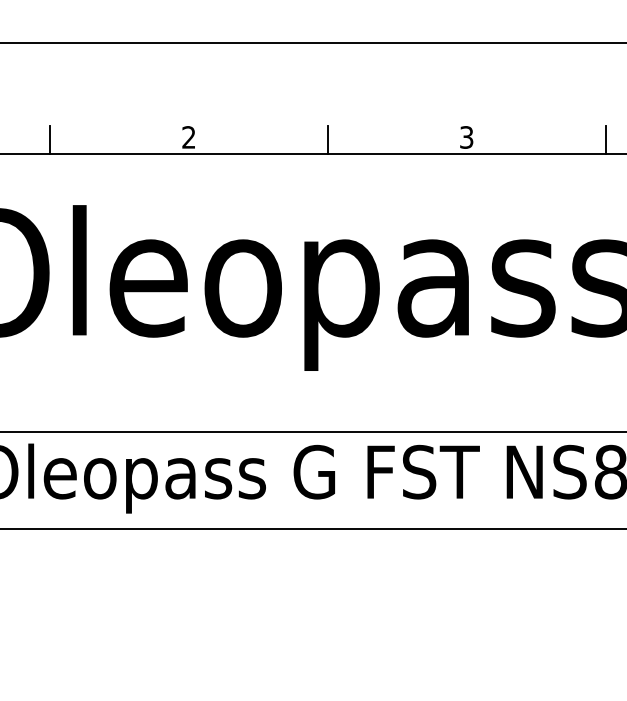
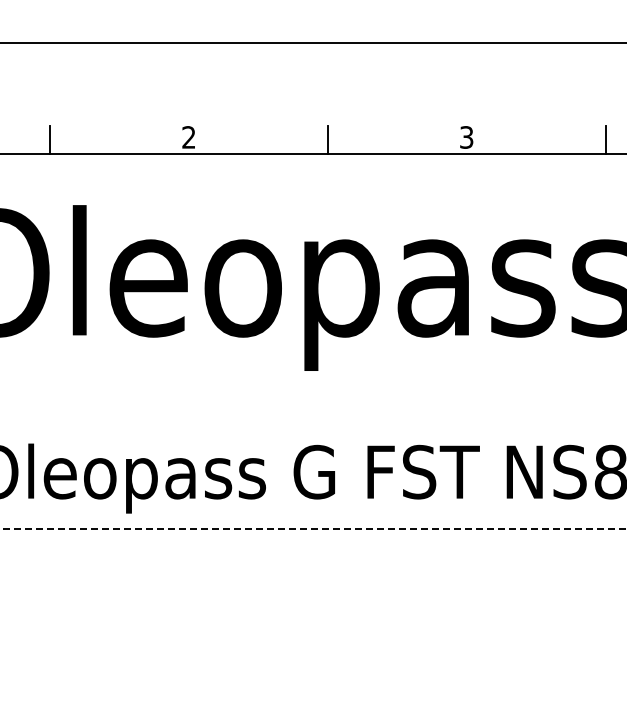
line: present -> none (312, 431)
line: solid -> dashed (314, 529)
